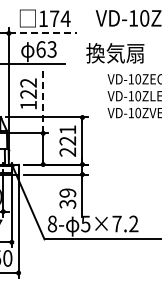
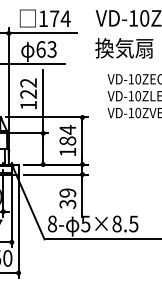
line: dashed -> solid (43, 33)
text position: (115, 53) -> (124, 48) (124, 48)
line: dashed -> solid (43, 101)
text: 221 -> 184 (67, 140)
text: 5×7.2 -> 5×8.5 (125, 223)
